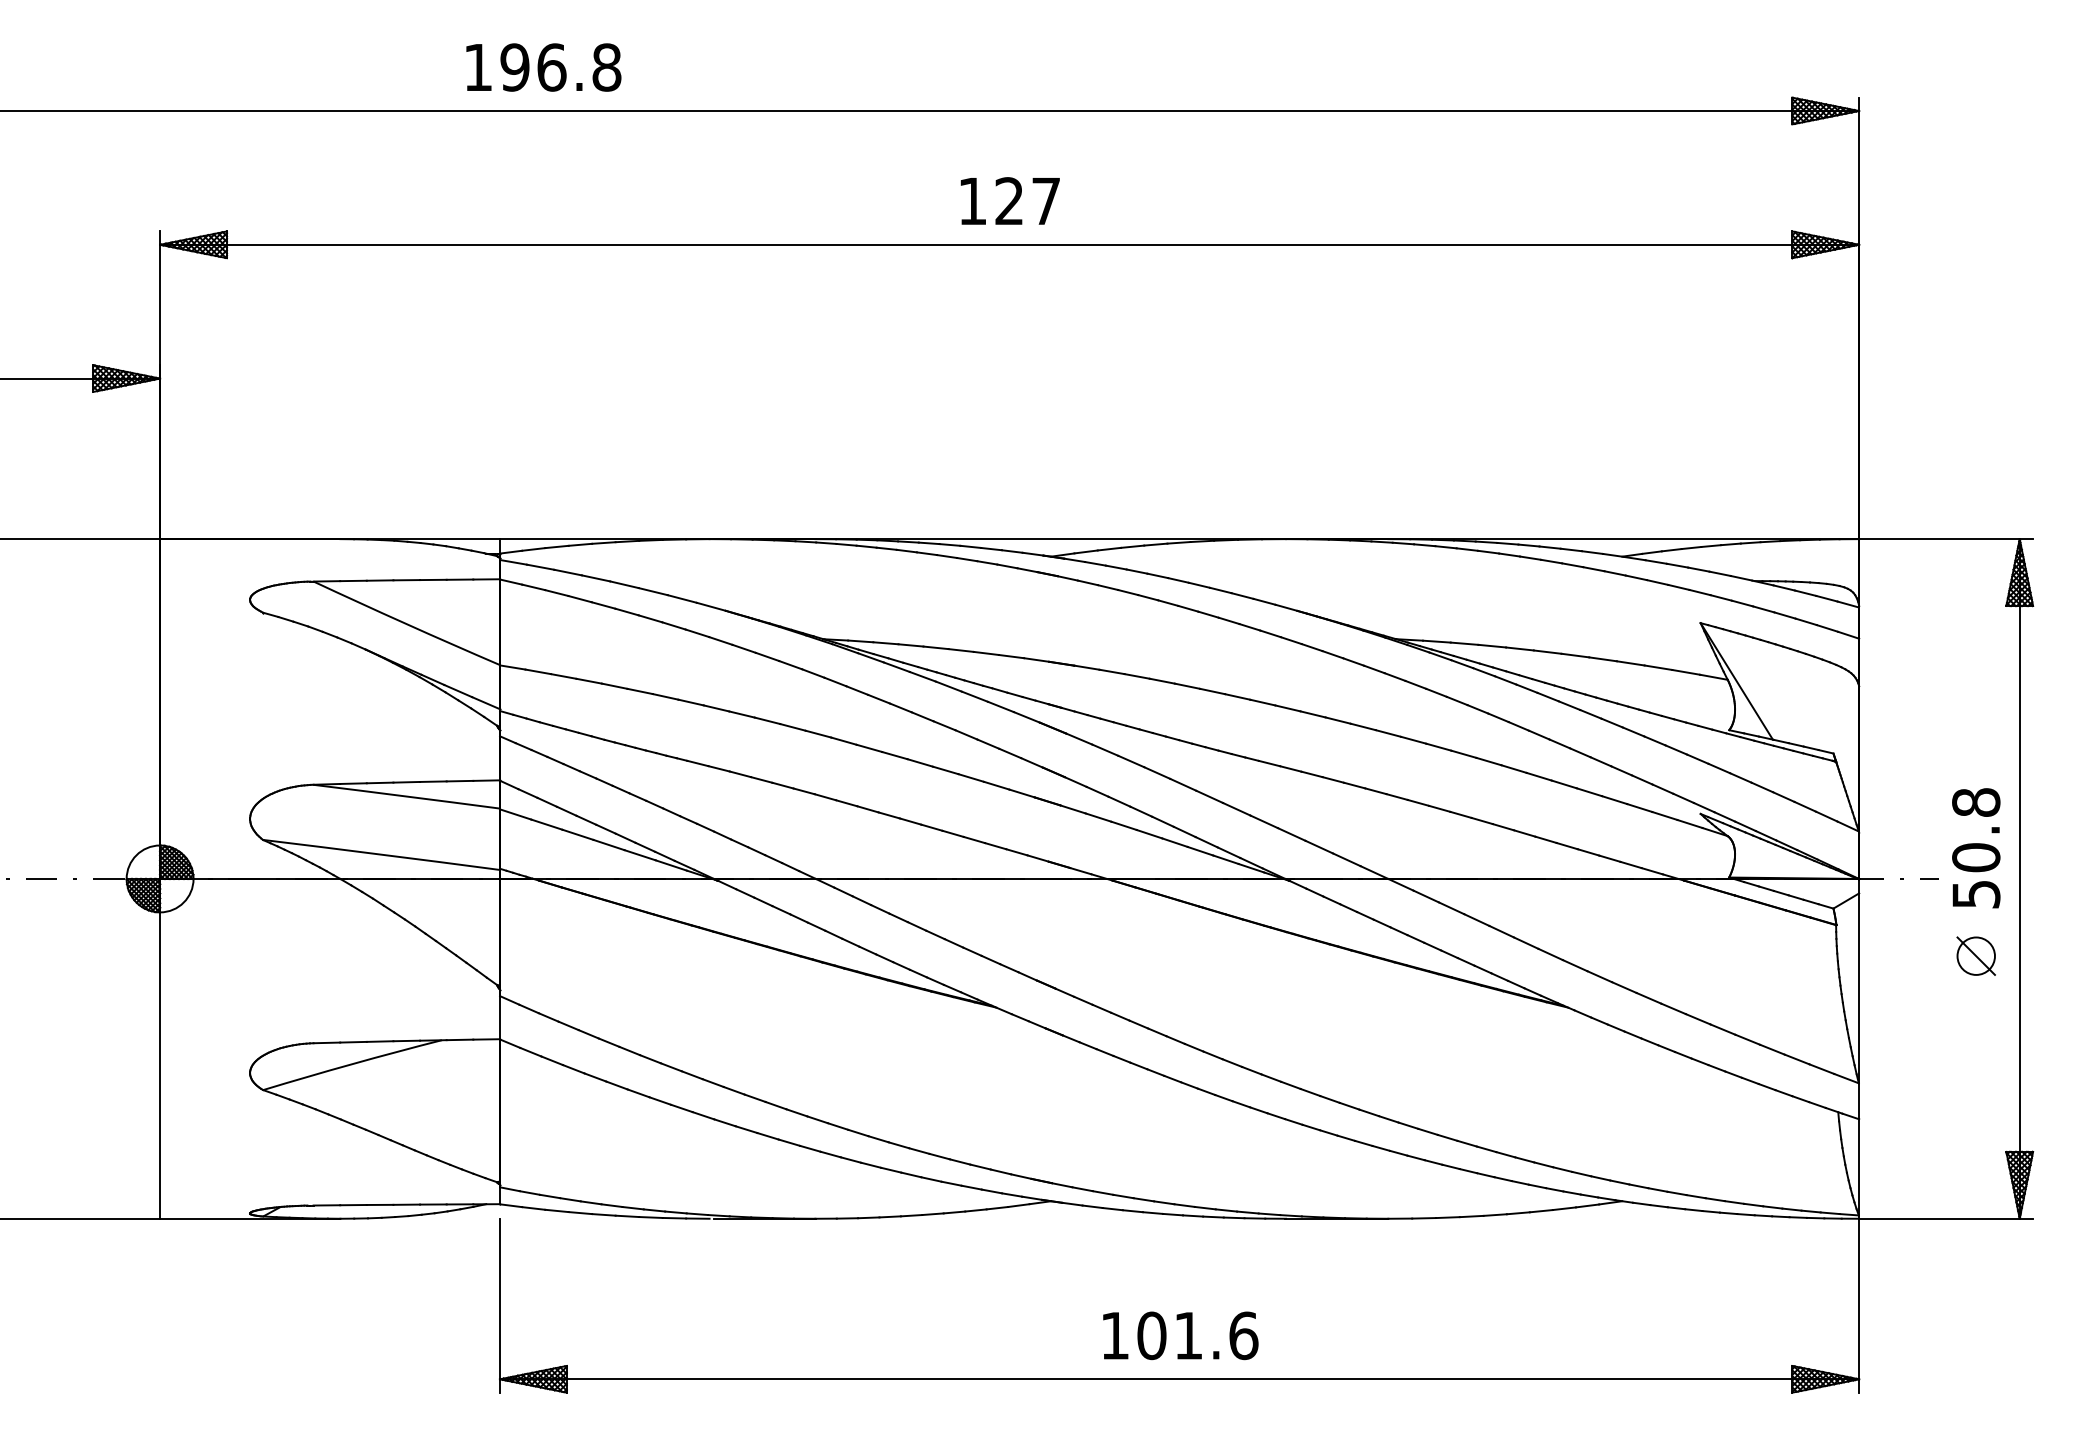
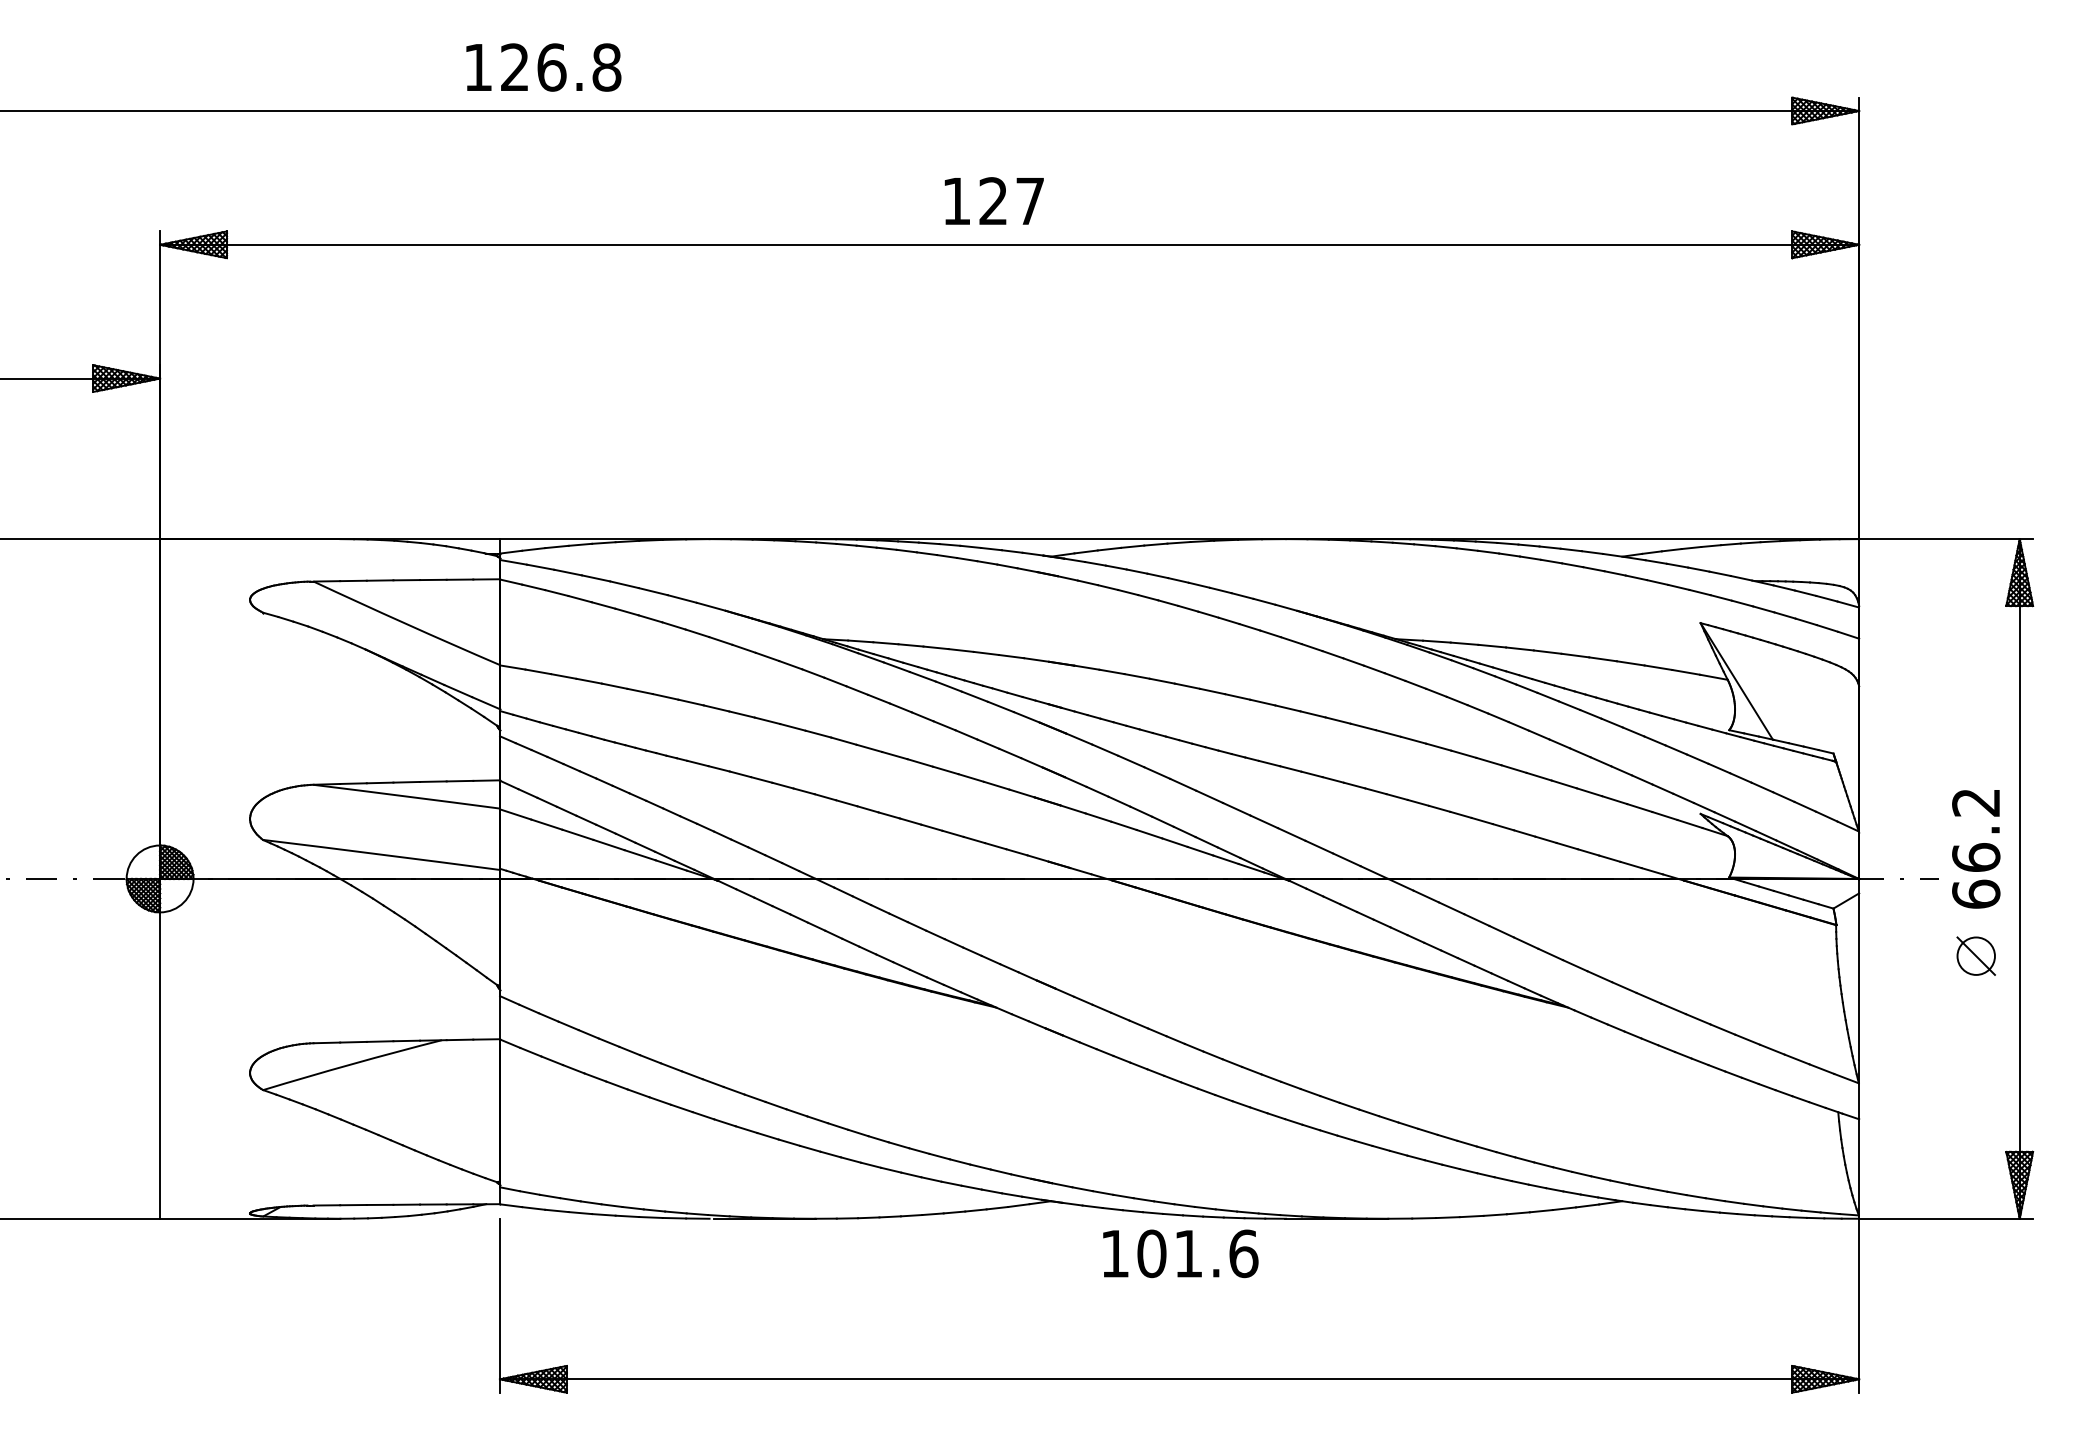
text: 196.8 -> 126.8 (514, 67)
text position: (1009, 200) -> (993, 200) (993, 200)
text: 50.8 -> 66.2 (1976, 848)
text position: (1180, 1335) -> (1180, 1253) (1180, 1253)
